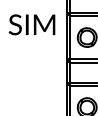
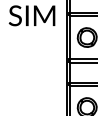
text position: (31, 24) -> (31, 15) (31, 15)
